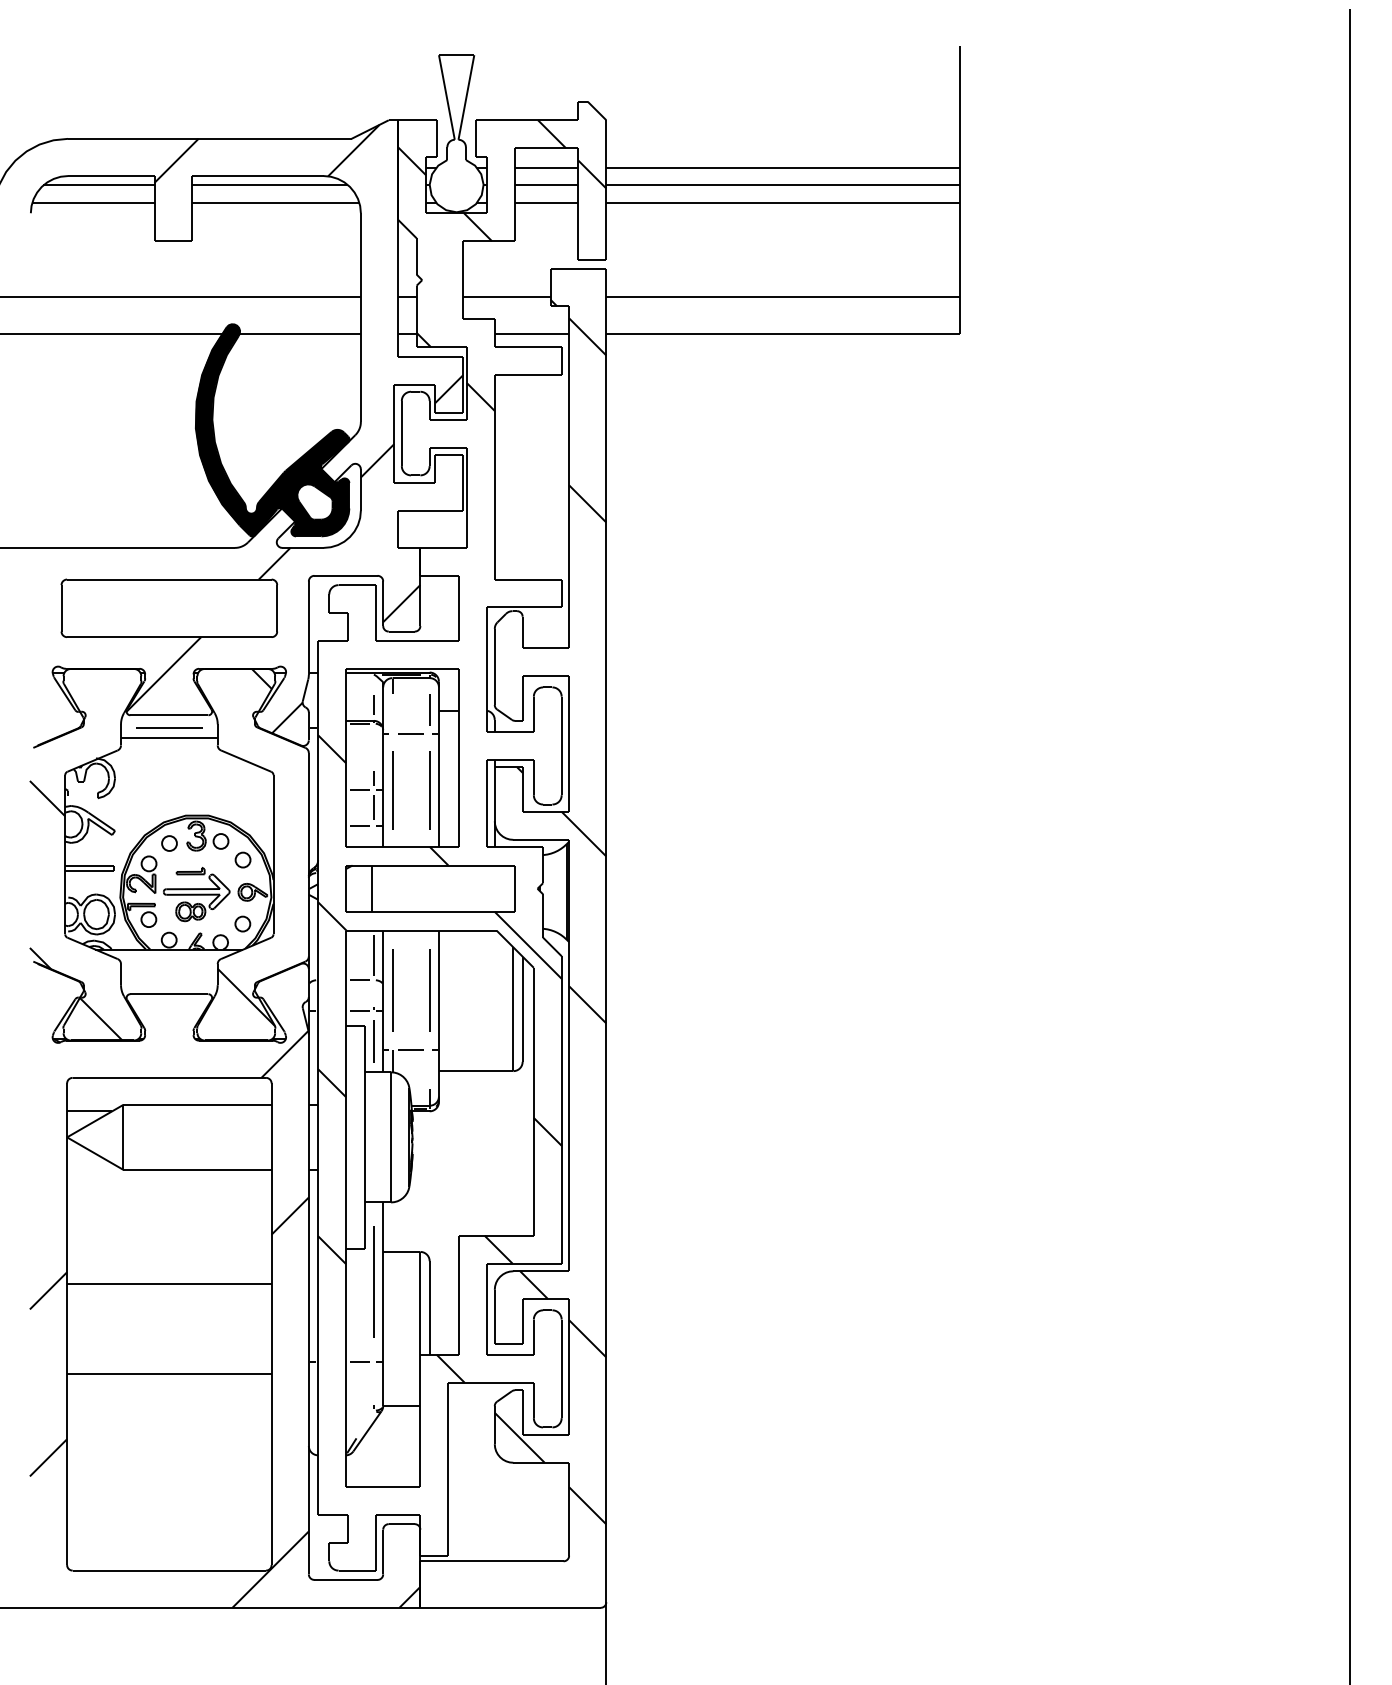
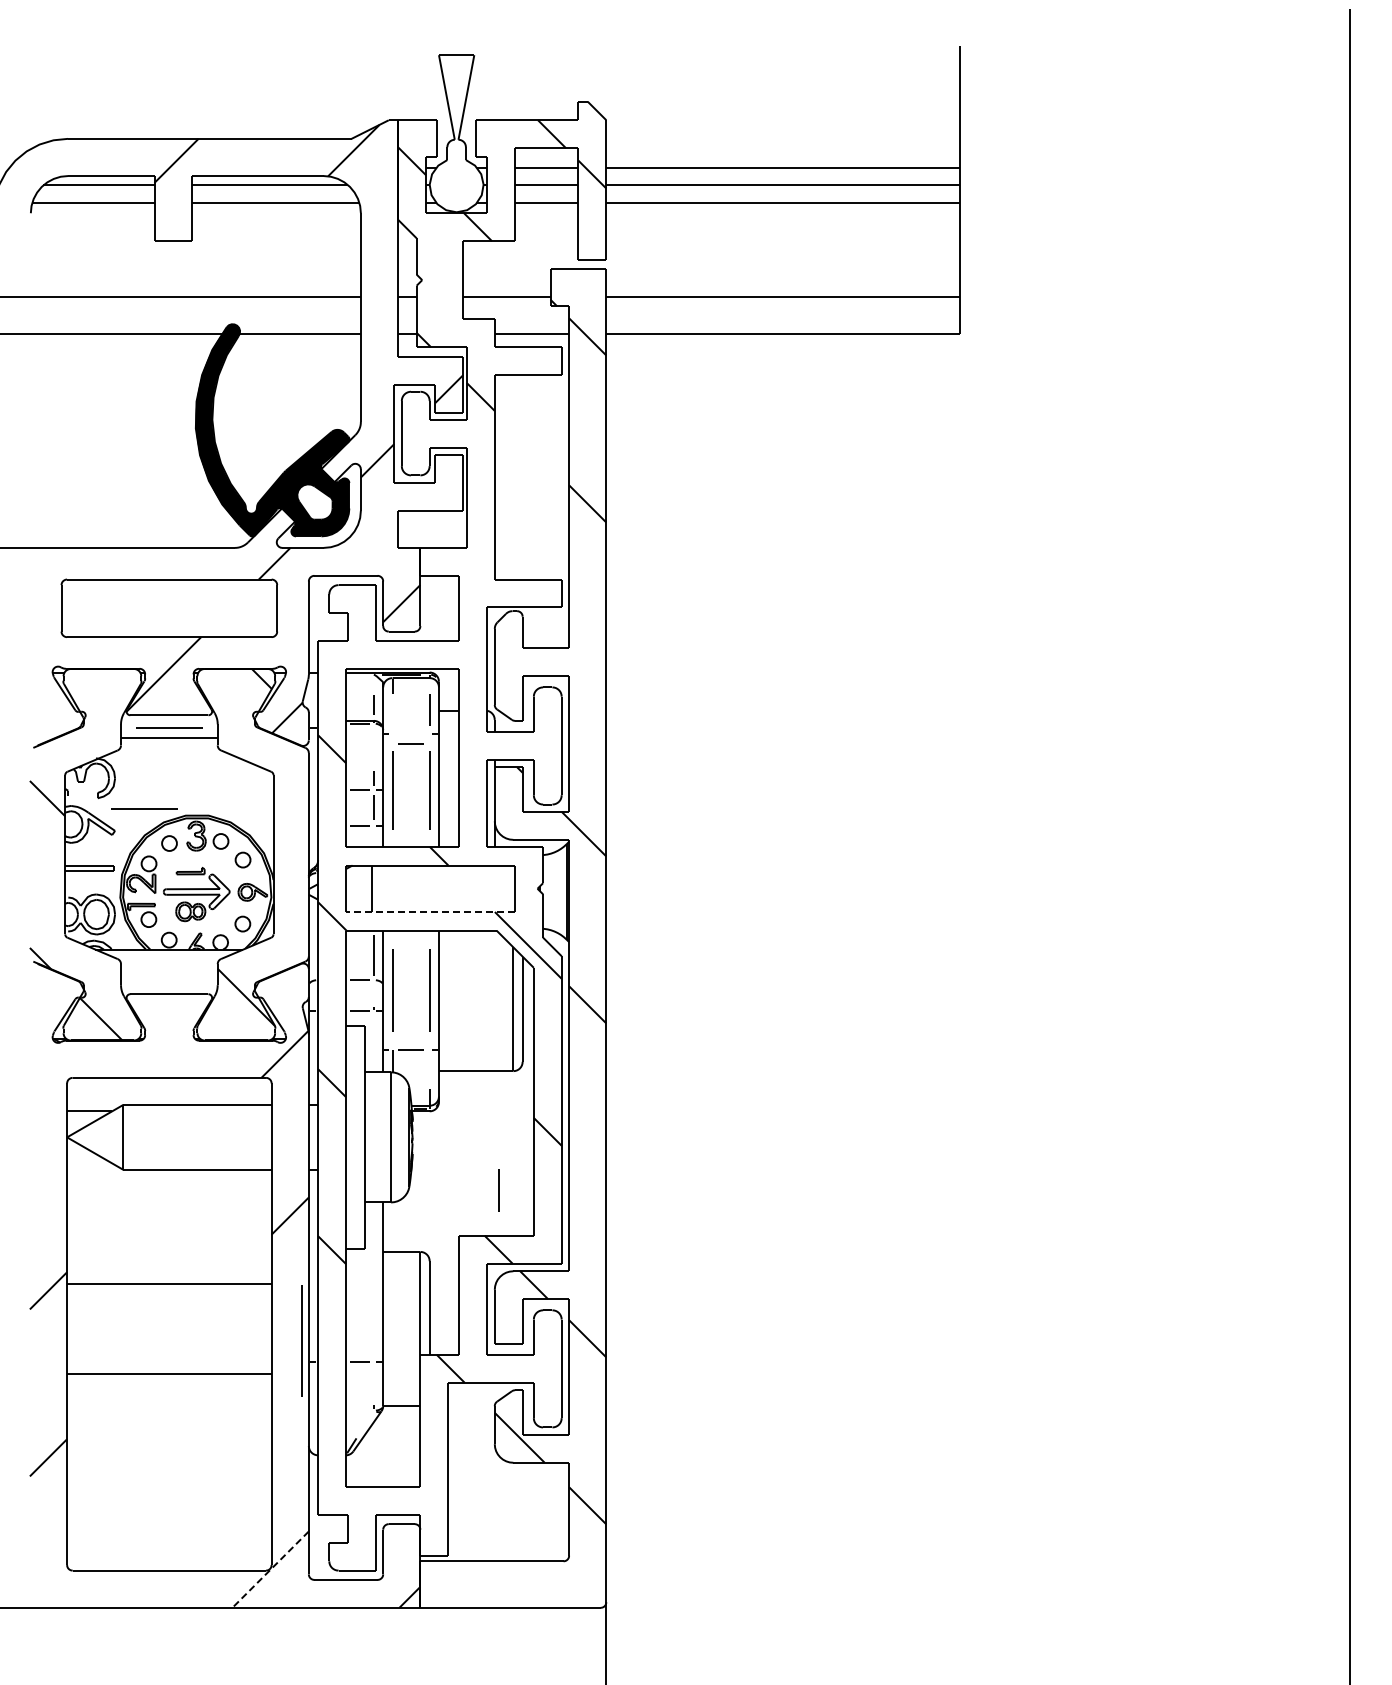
line position: (410, 733) -> (410, 743) (410, 743)
line: none -> present (144, 808)
line: solid -> dashed (430, 912)
line position: (373, 1041) -> (498, 1190) (498, 1190)
line position: (373, 1281) -> (301, 1340) (301, 1340)
line: solid -> dashed (270, 1569)
